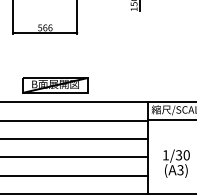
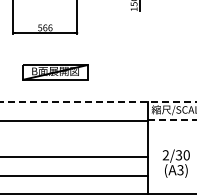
part position: (55, 85) -> (55, 72) (55, 72)
line: solid -> dashed (98, 102)
line: solid -> dashed (172, 119)
line: present -> none (75, 139)
text: 1/30 -> 2/30 (165, 155)
